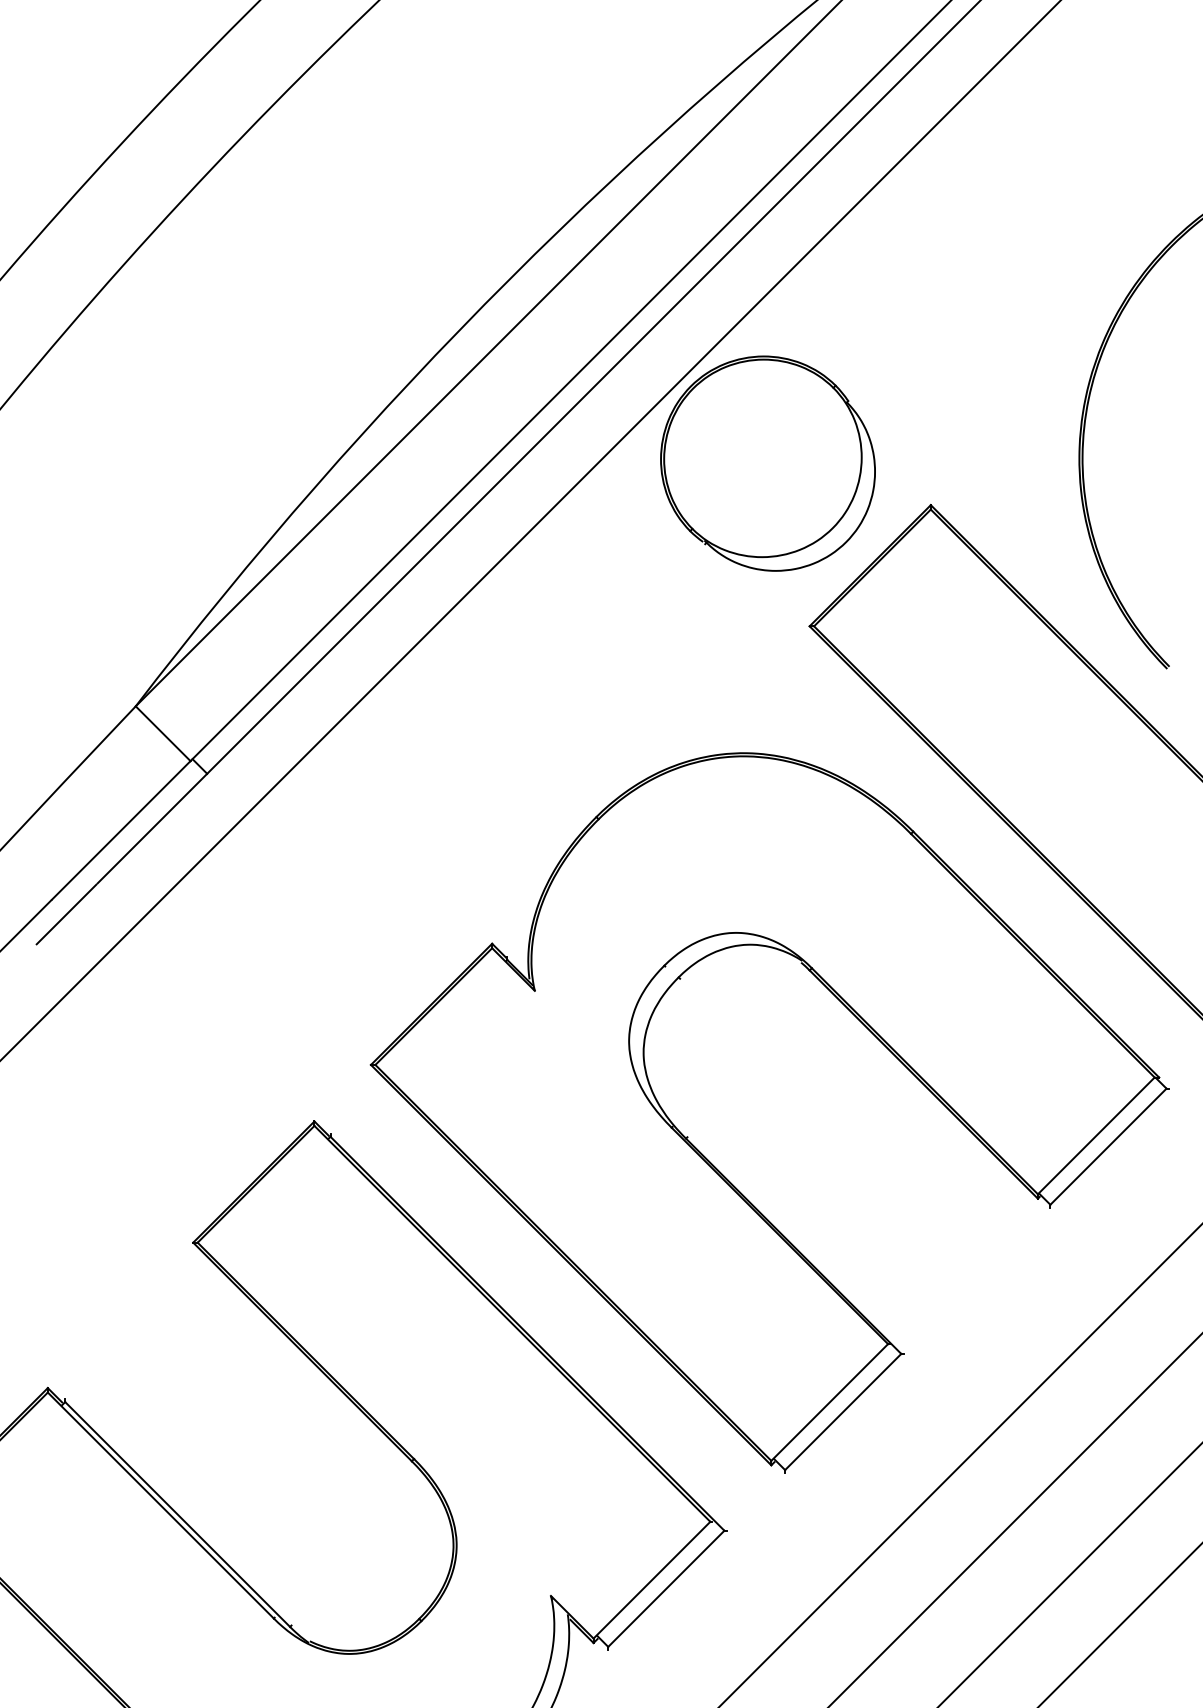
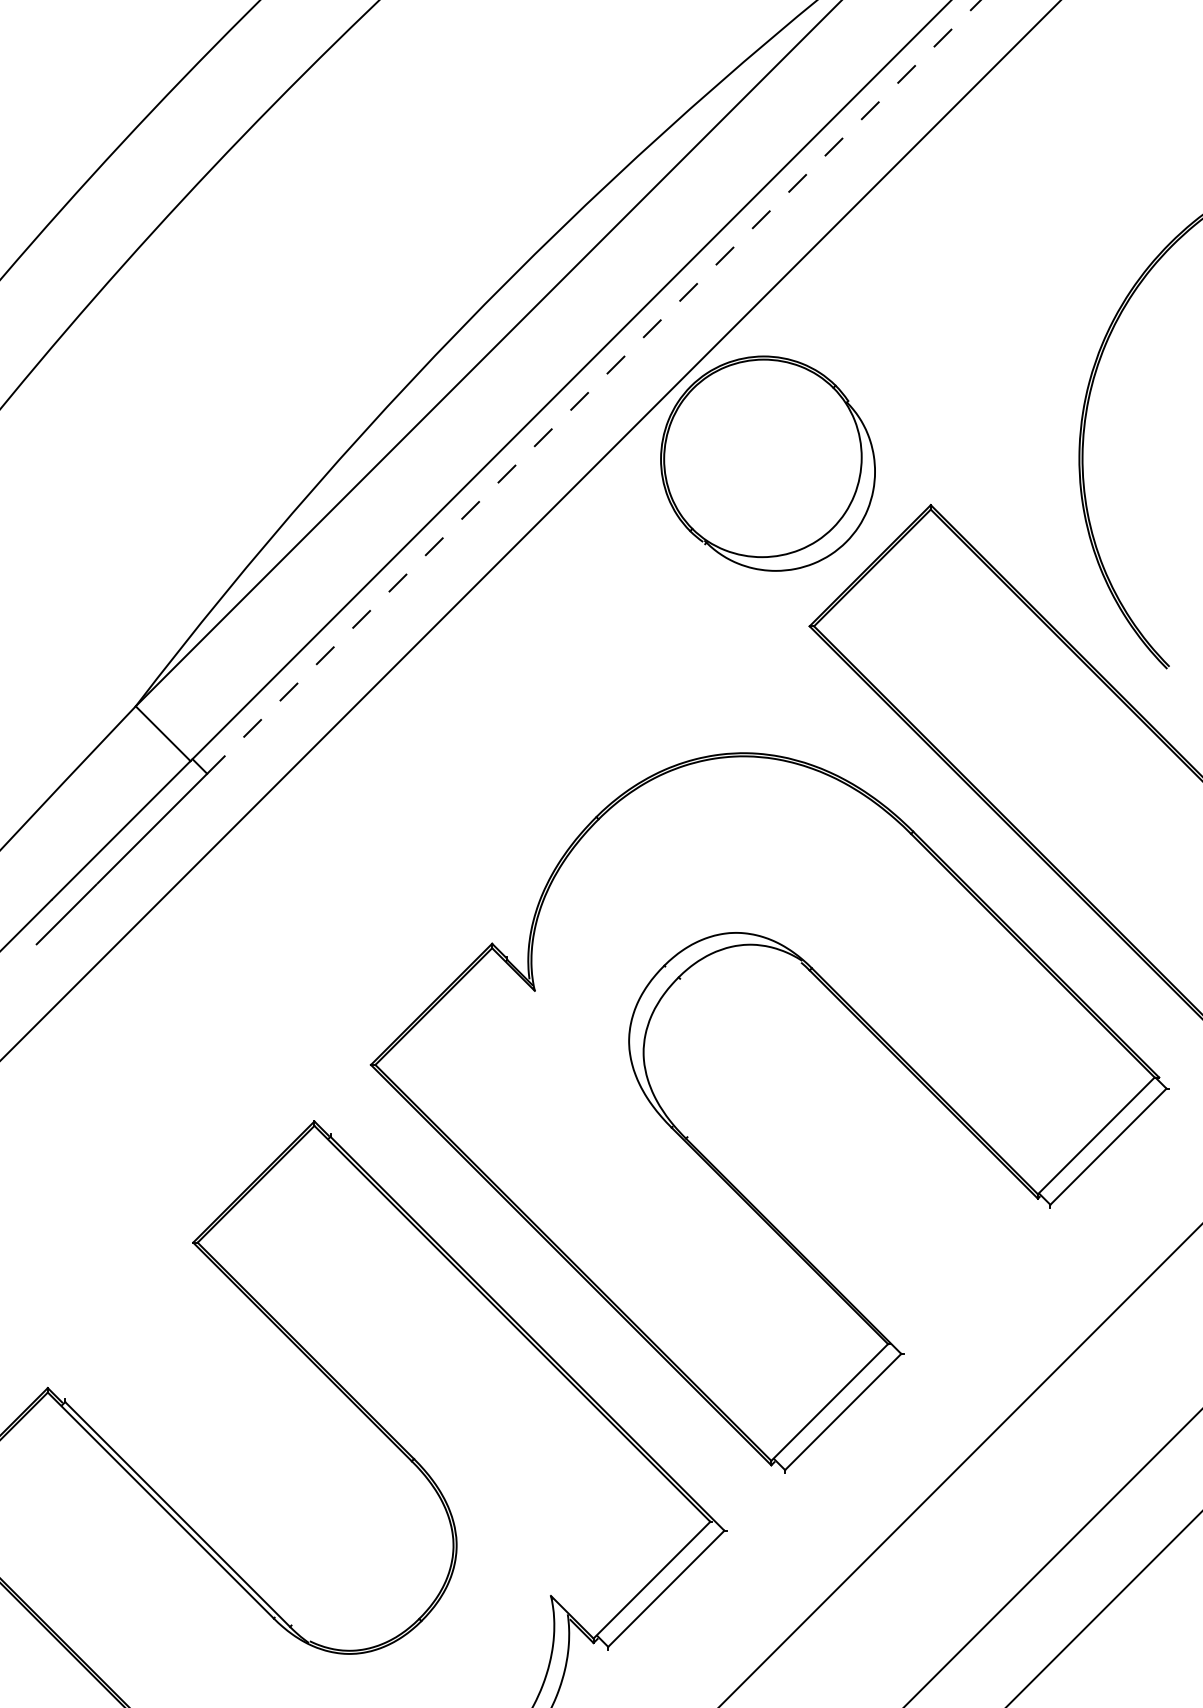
line: solid -> dashed (594, 386)
line: present -> none (1015, 1519)
line position: (1069, 1574) -> (1052, 1557) (1052, 1557)
line position: (1119, 1624) -> (1104, 1609) (1104, 1609)
